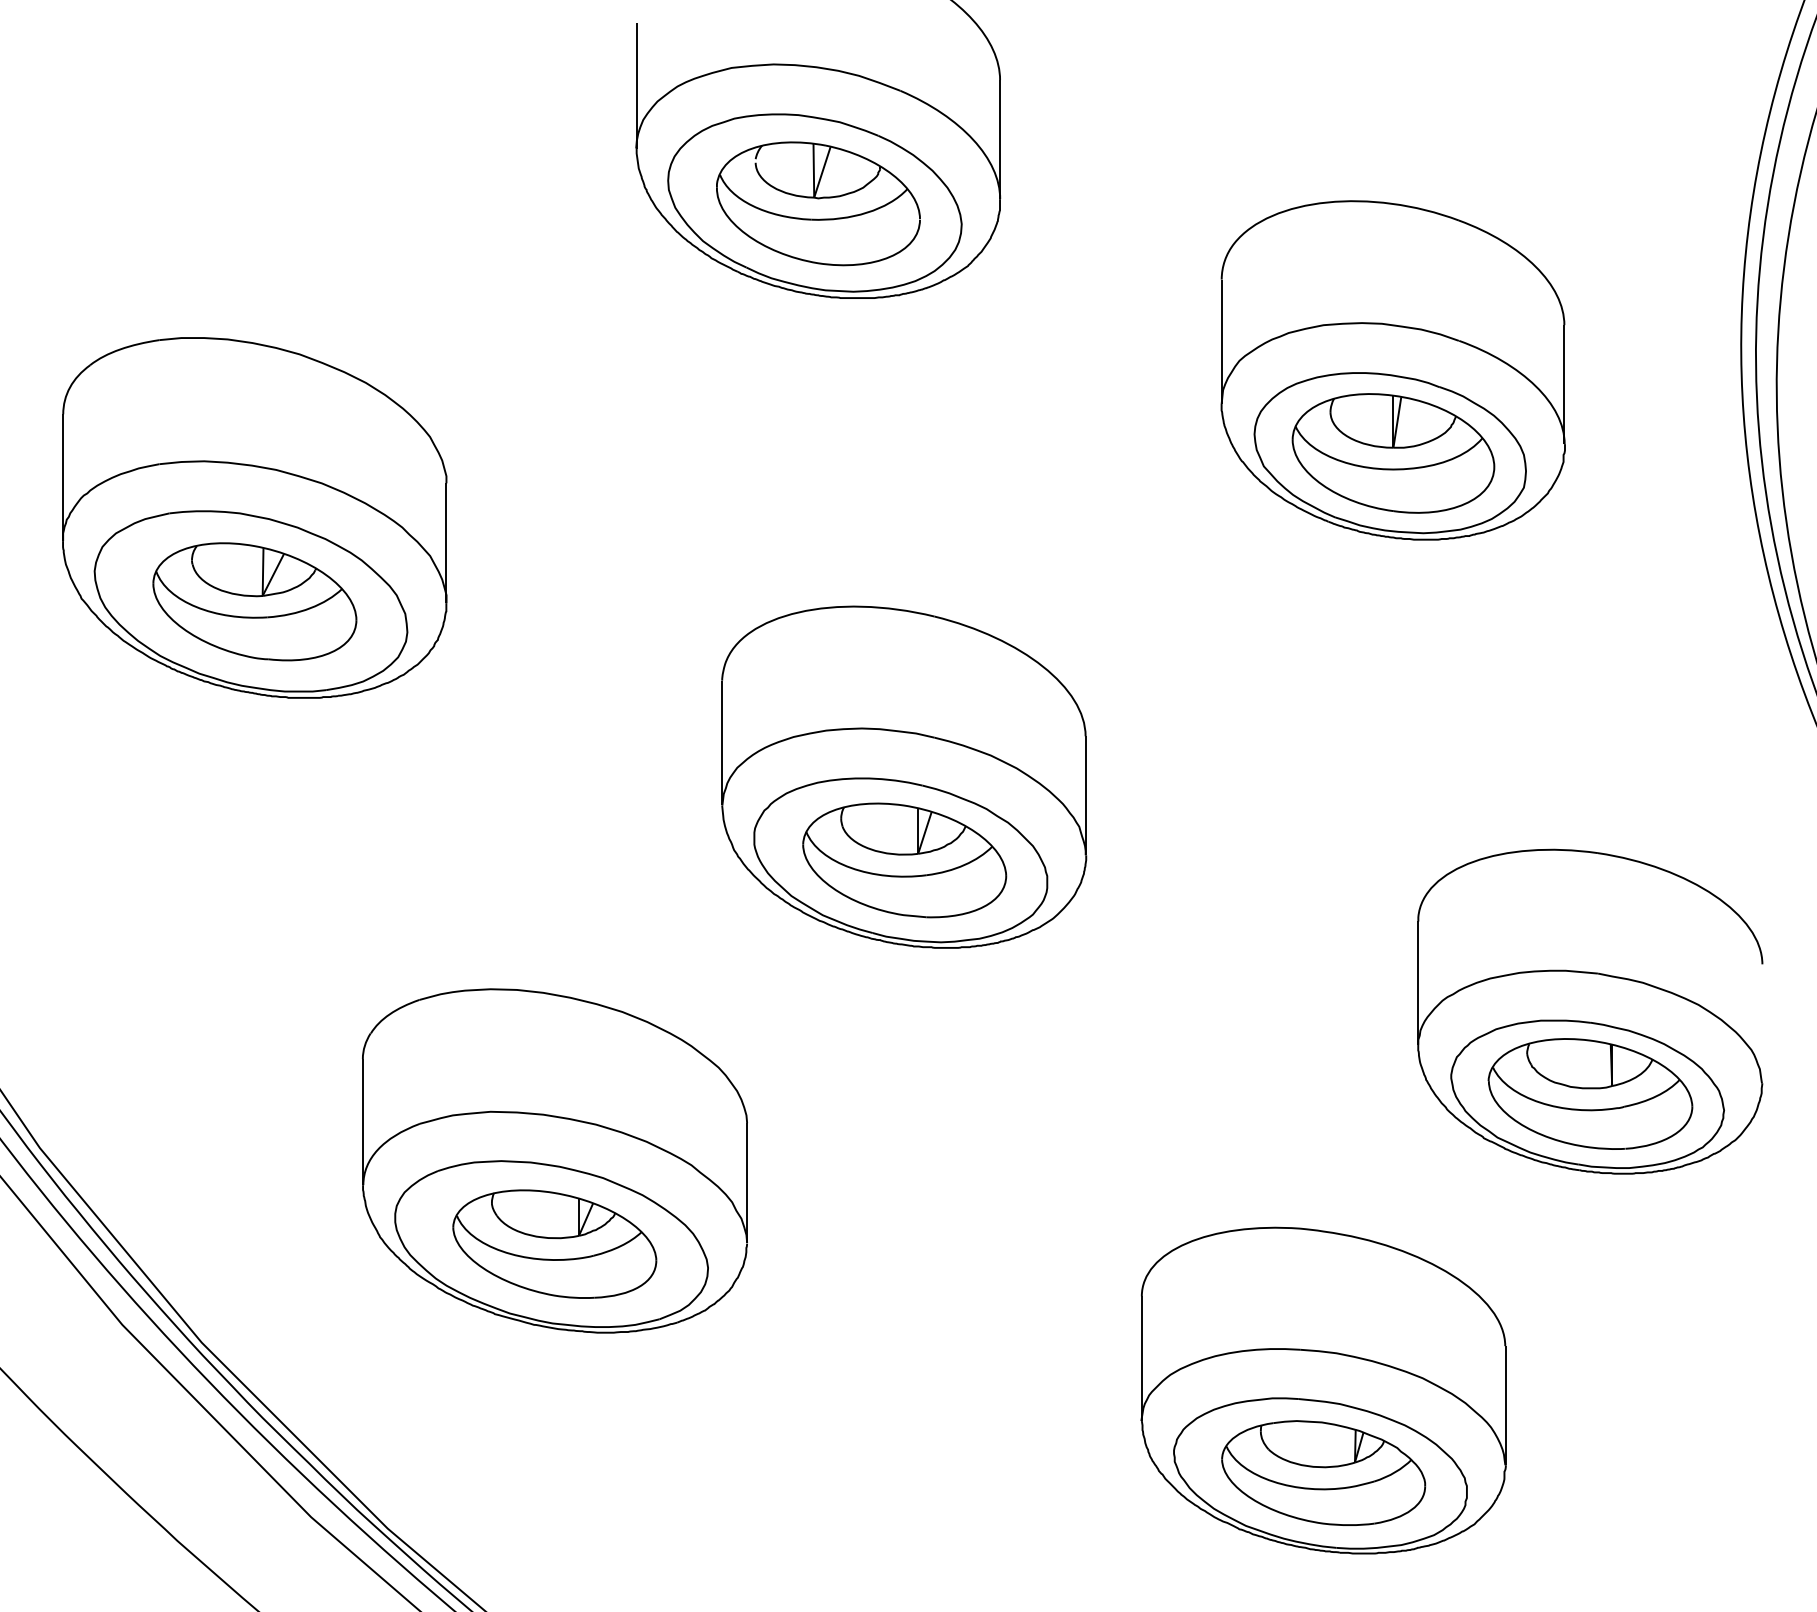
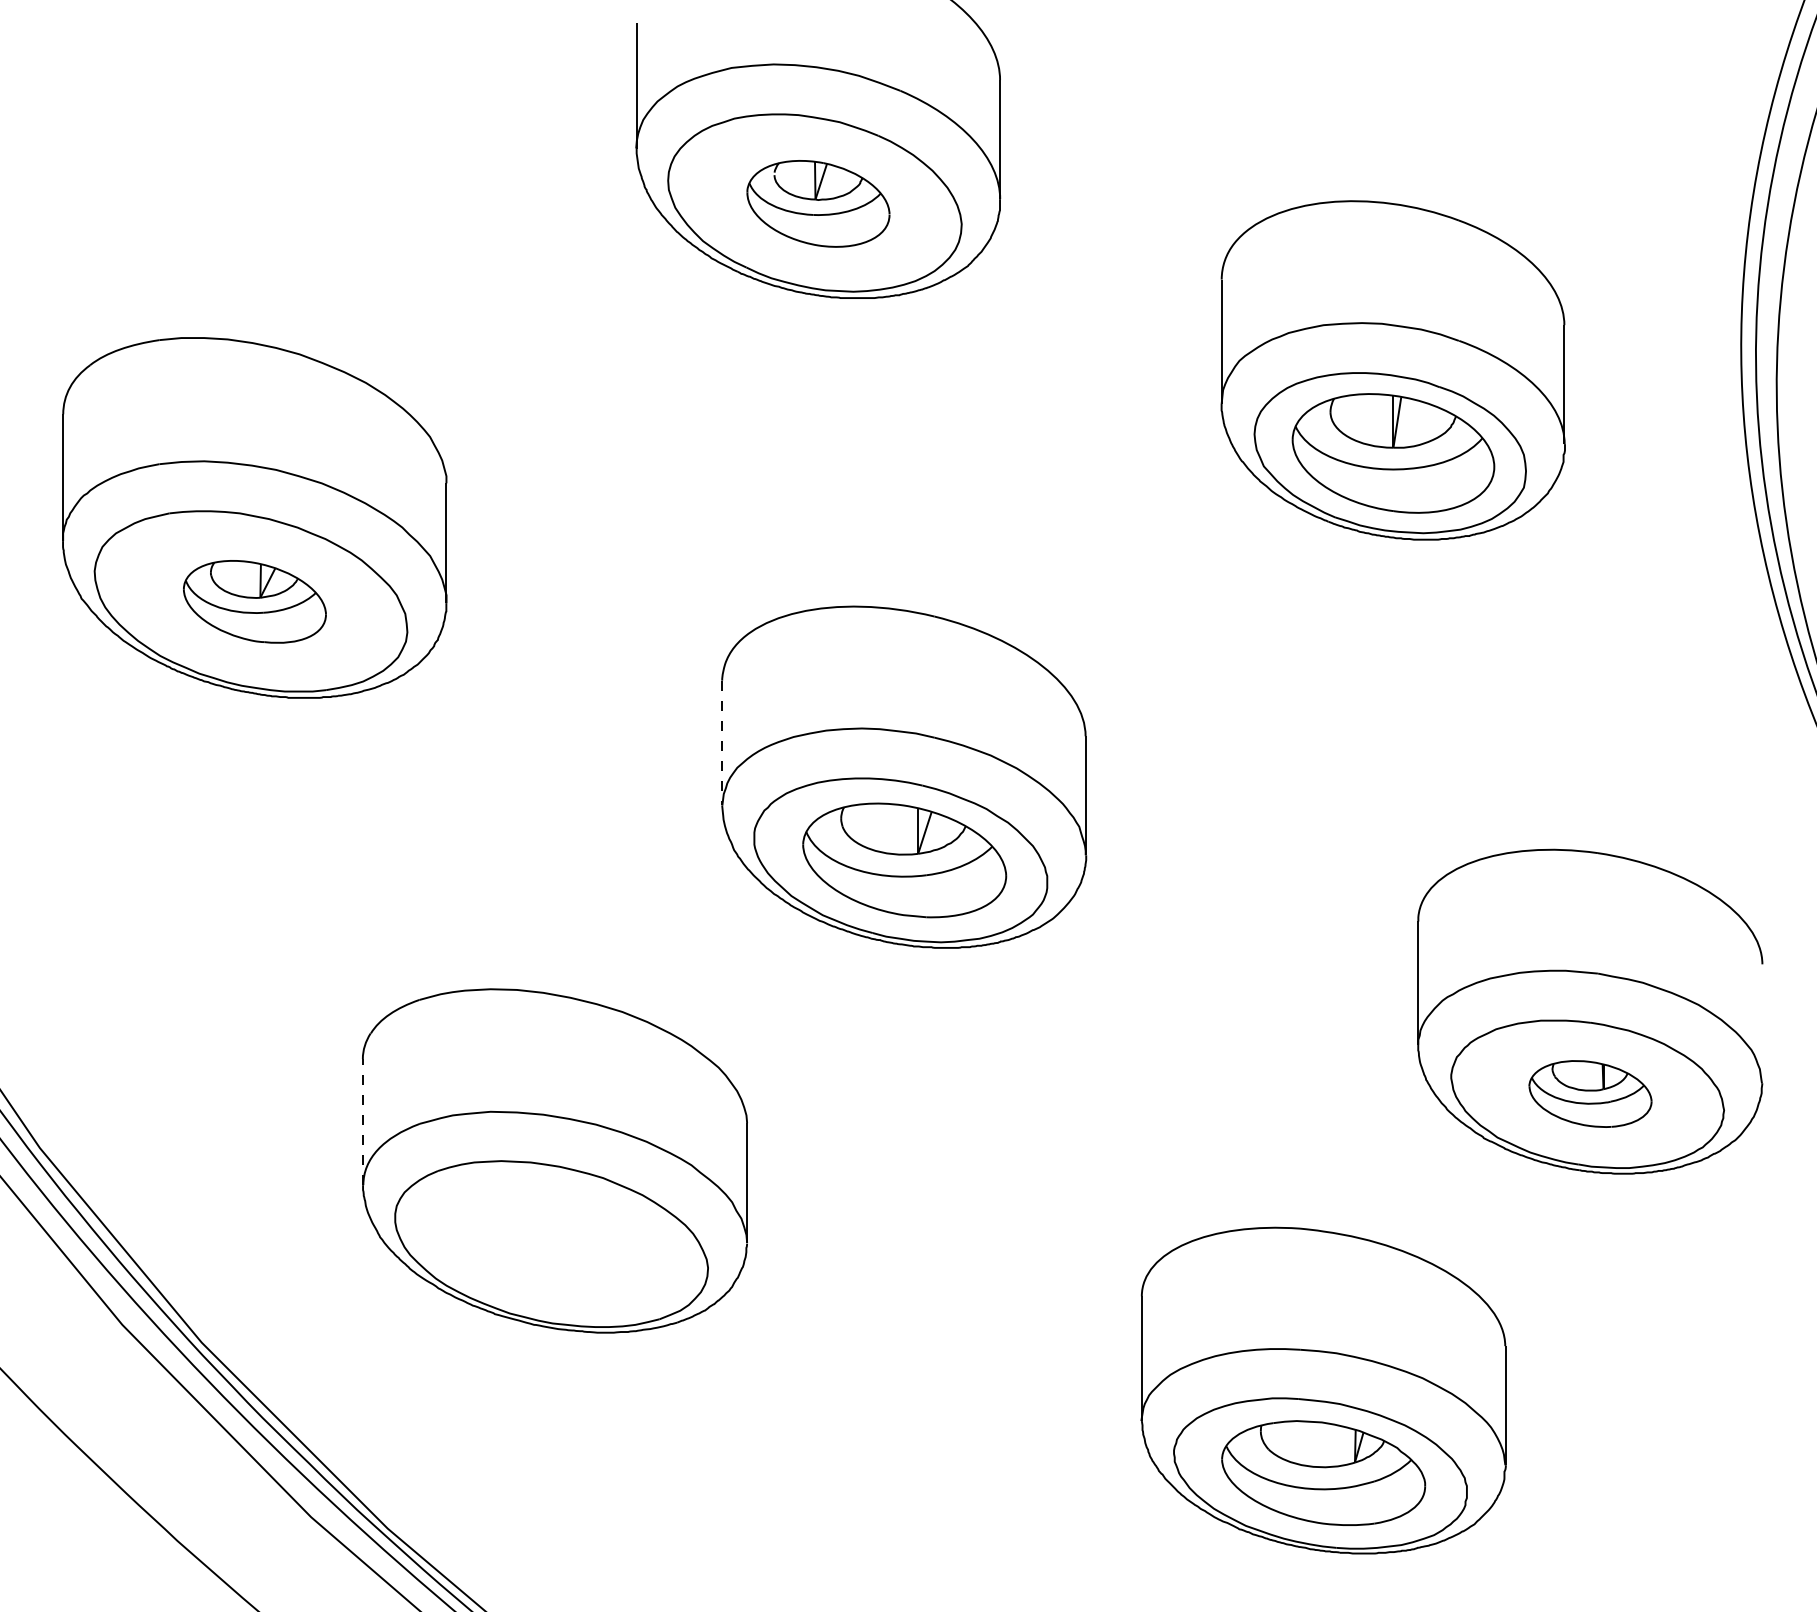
part size: 205x126 px -> 145x88 px (818, 203)
part size: 206x120 px -> 144x84 px (254, 601)
line: solid -> dashed (722, 743)
part size: 207x112 px -> 125x68 px (1590, 1093)
line: solid -> dashed (363, 1121)
part: present -> none (554, 1243)
